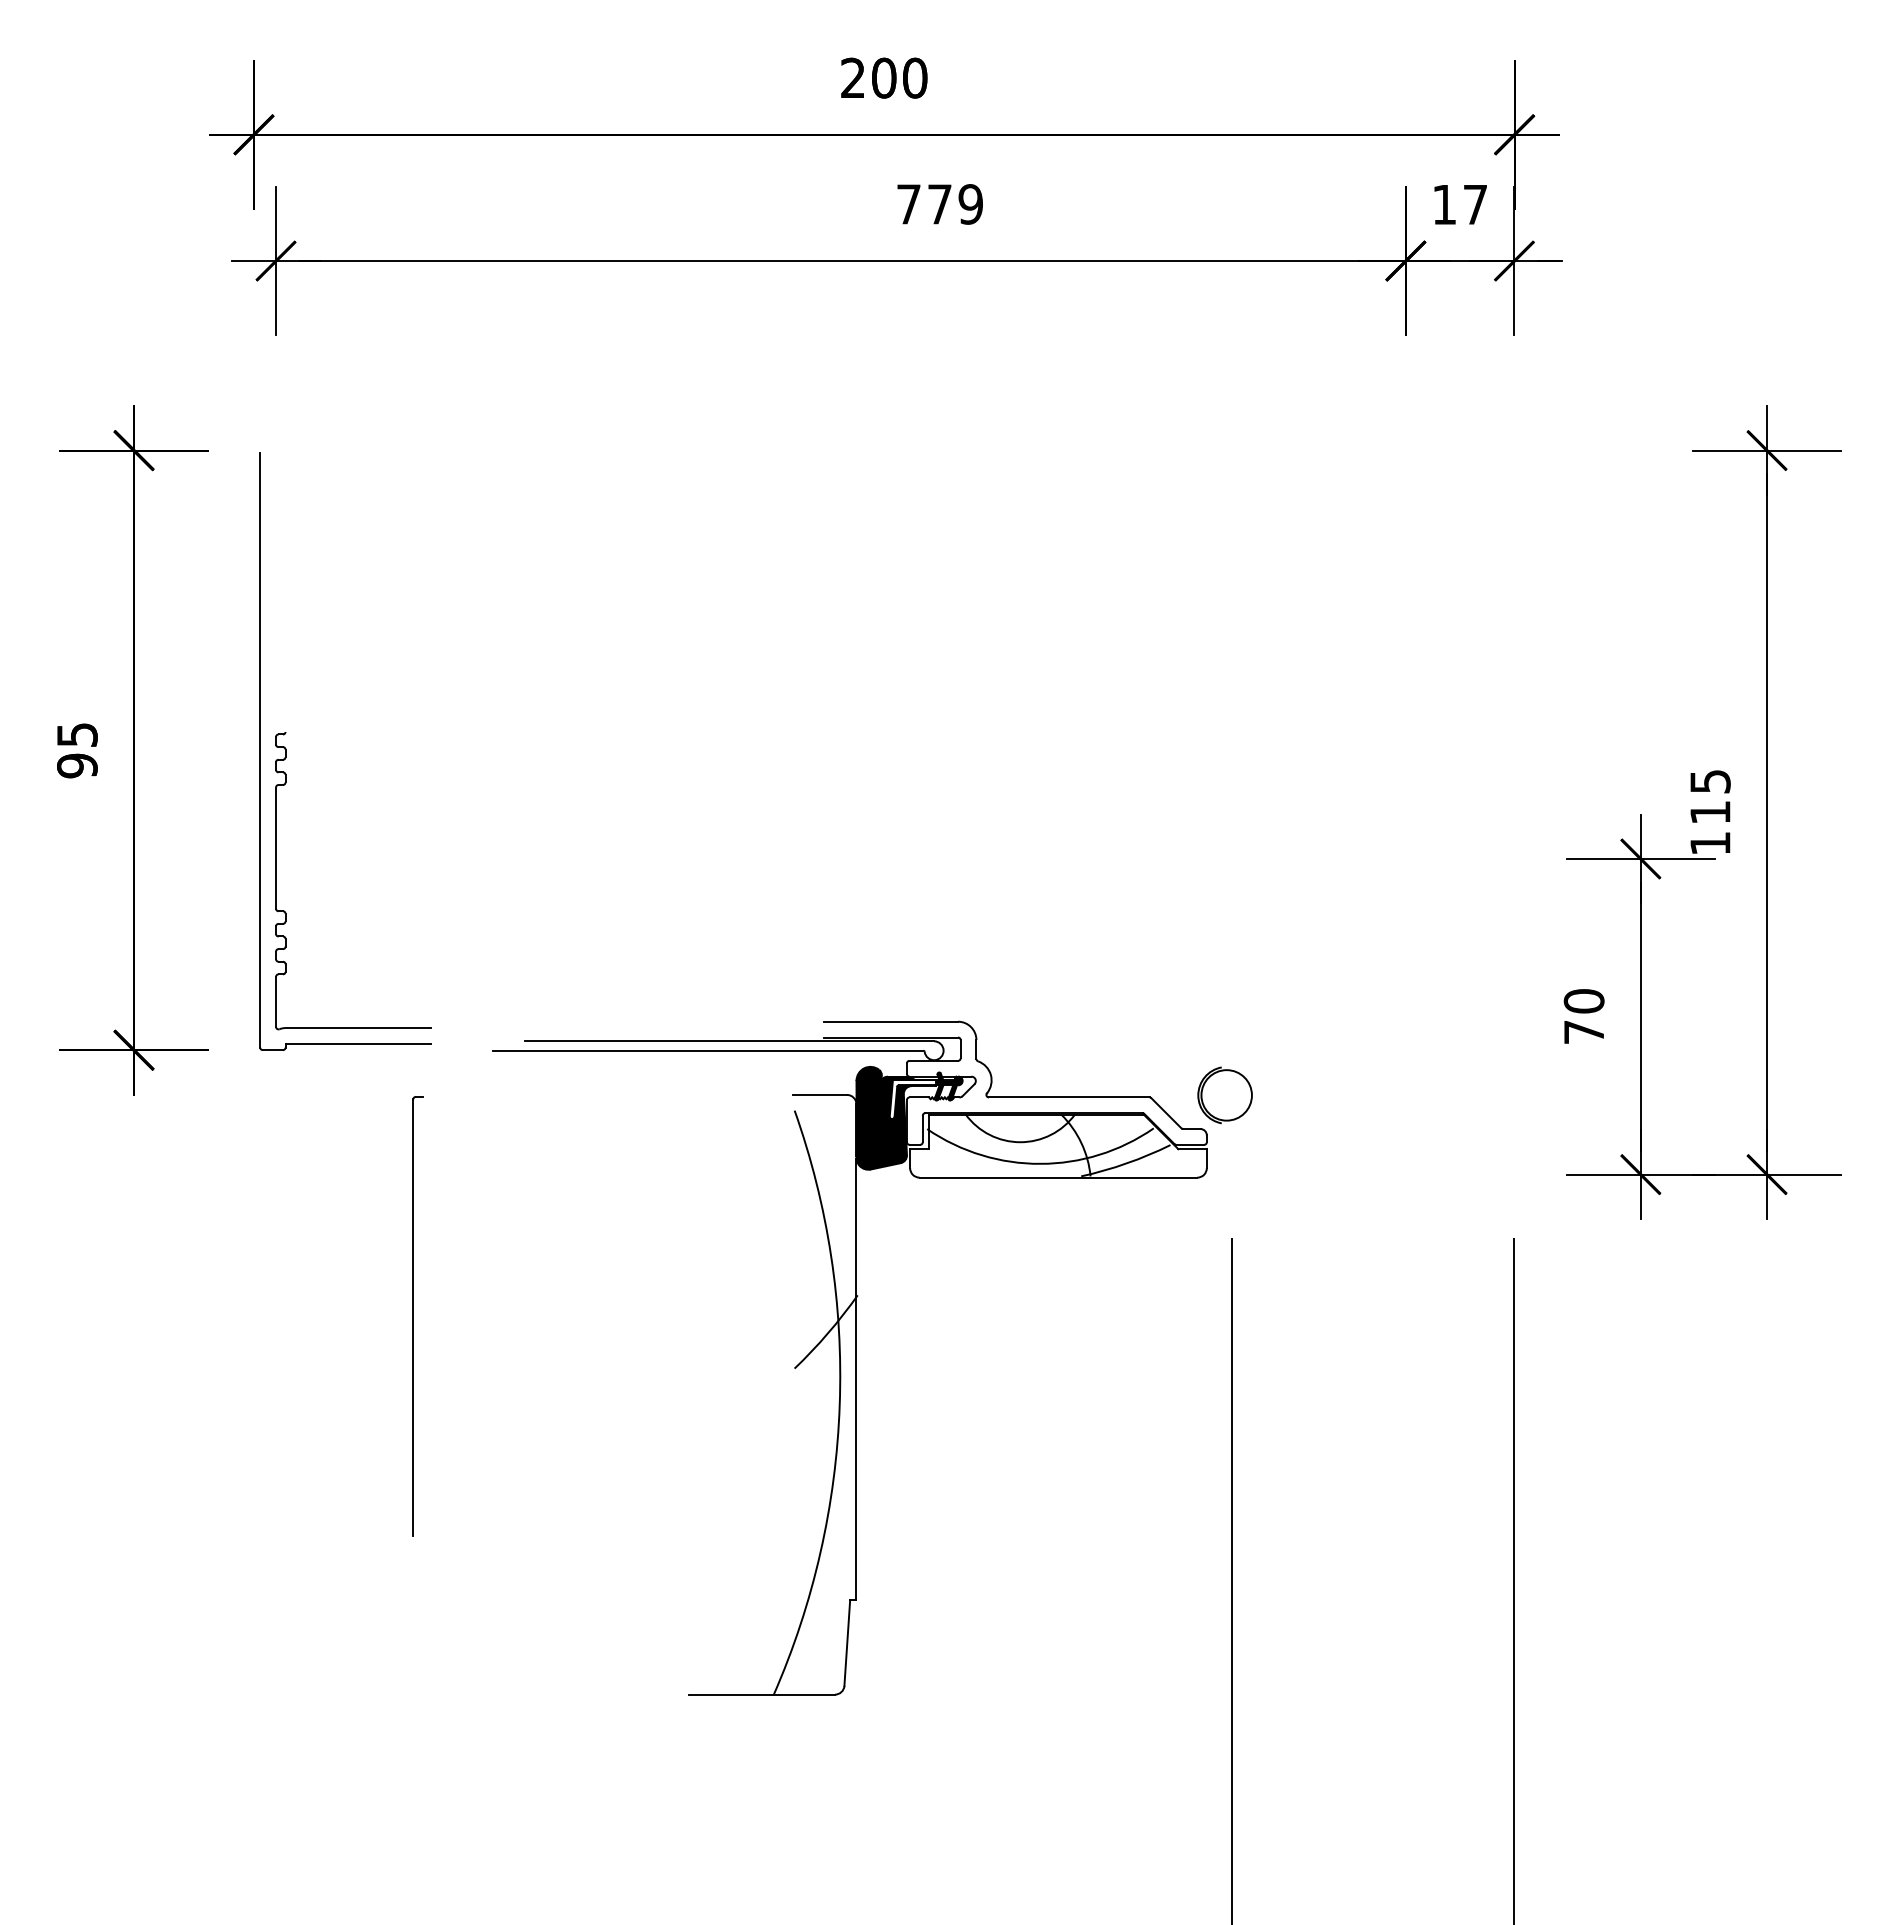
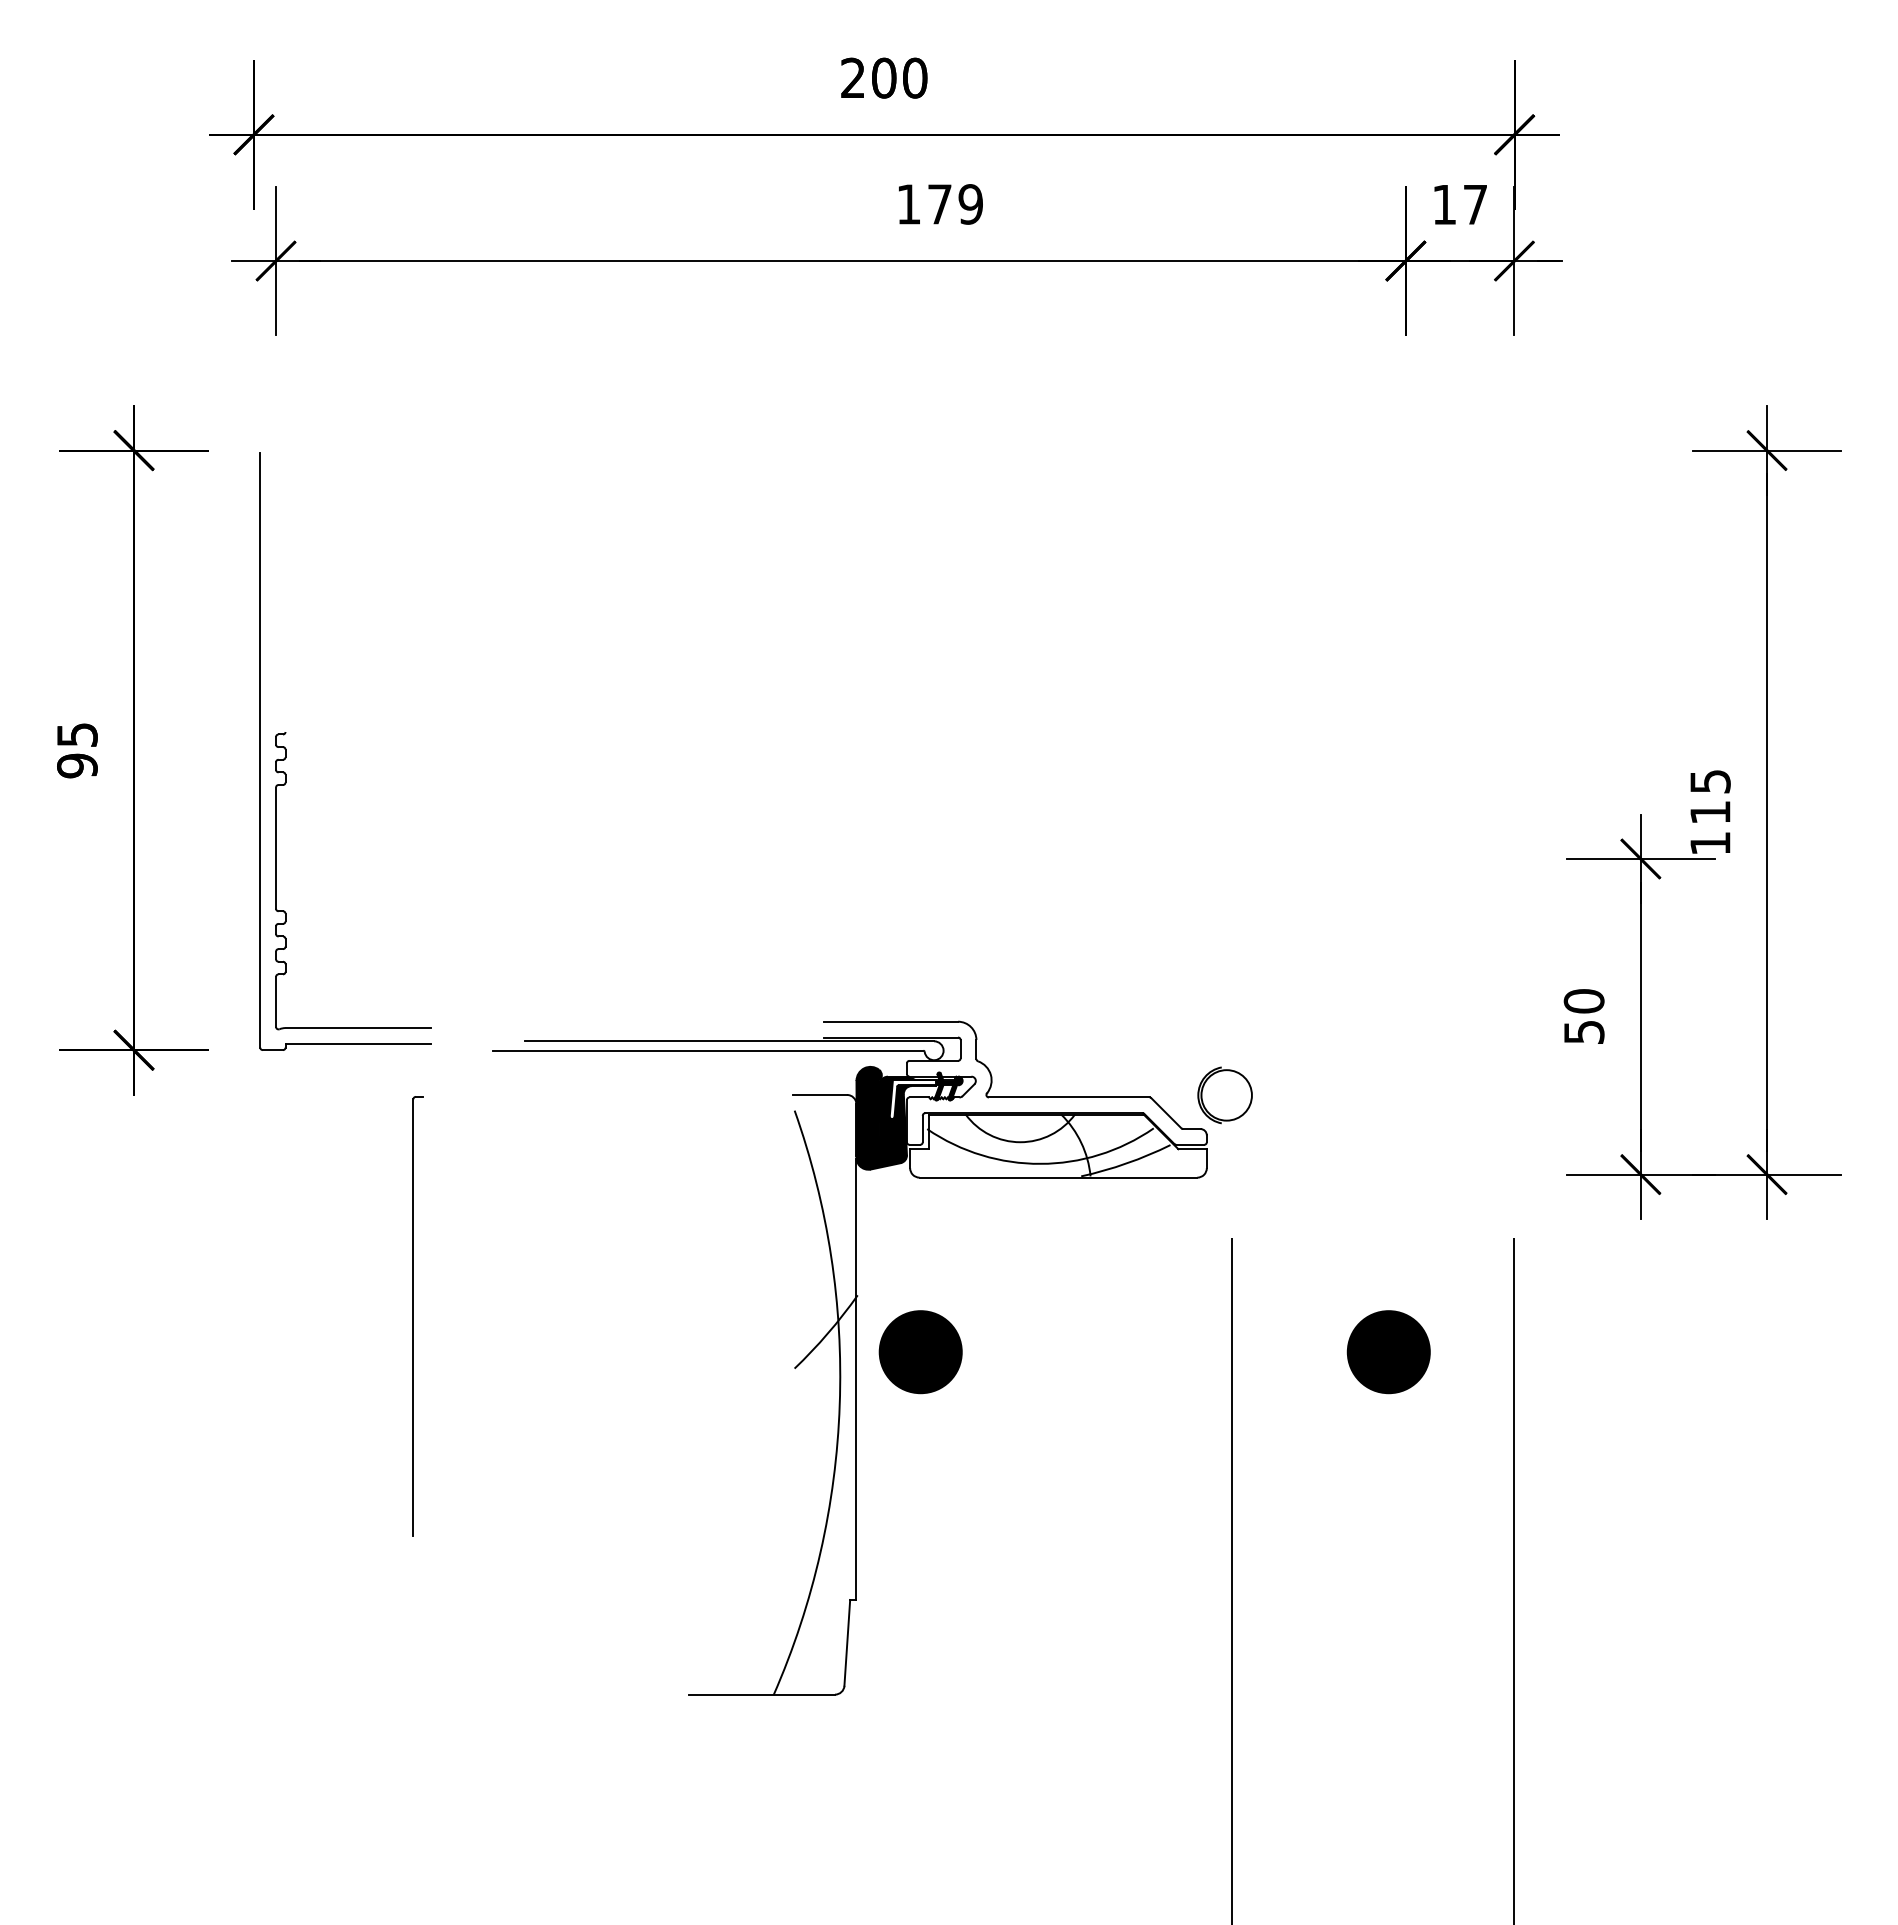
text: 779 -> 179 (908, 204)
text: 70 -> 50 (1584, 1032)
part: none -> present (920, 1352)
part: none -> present (1388, 1352)
